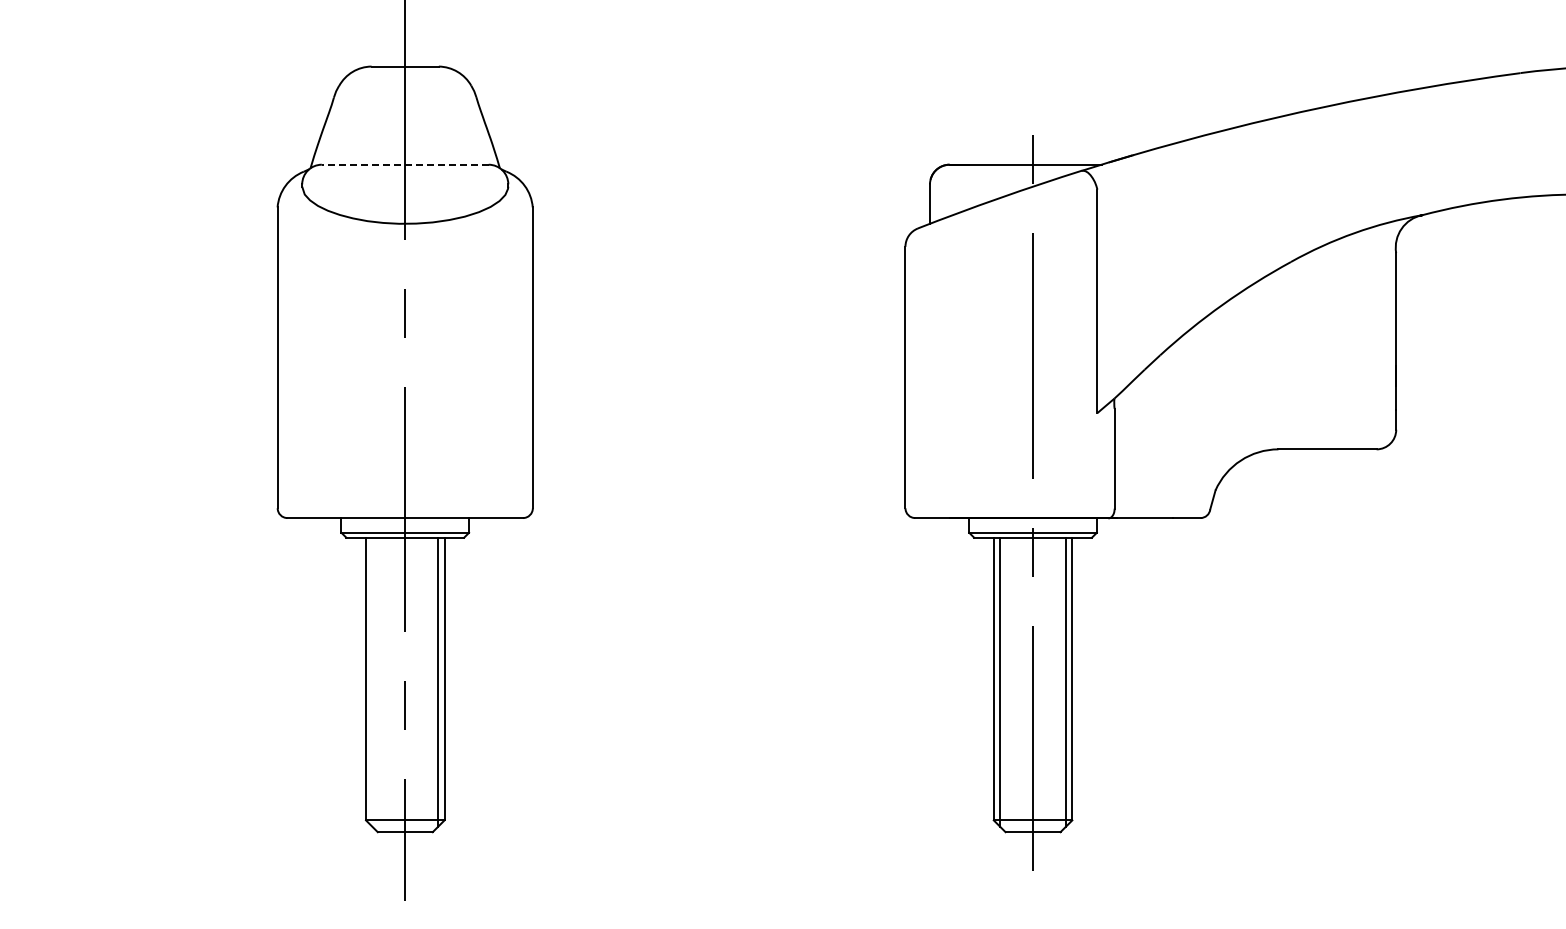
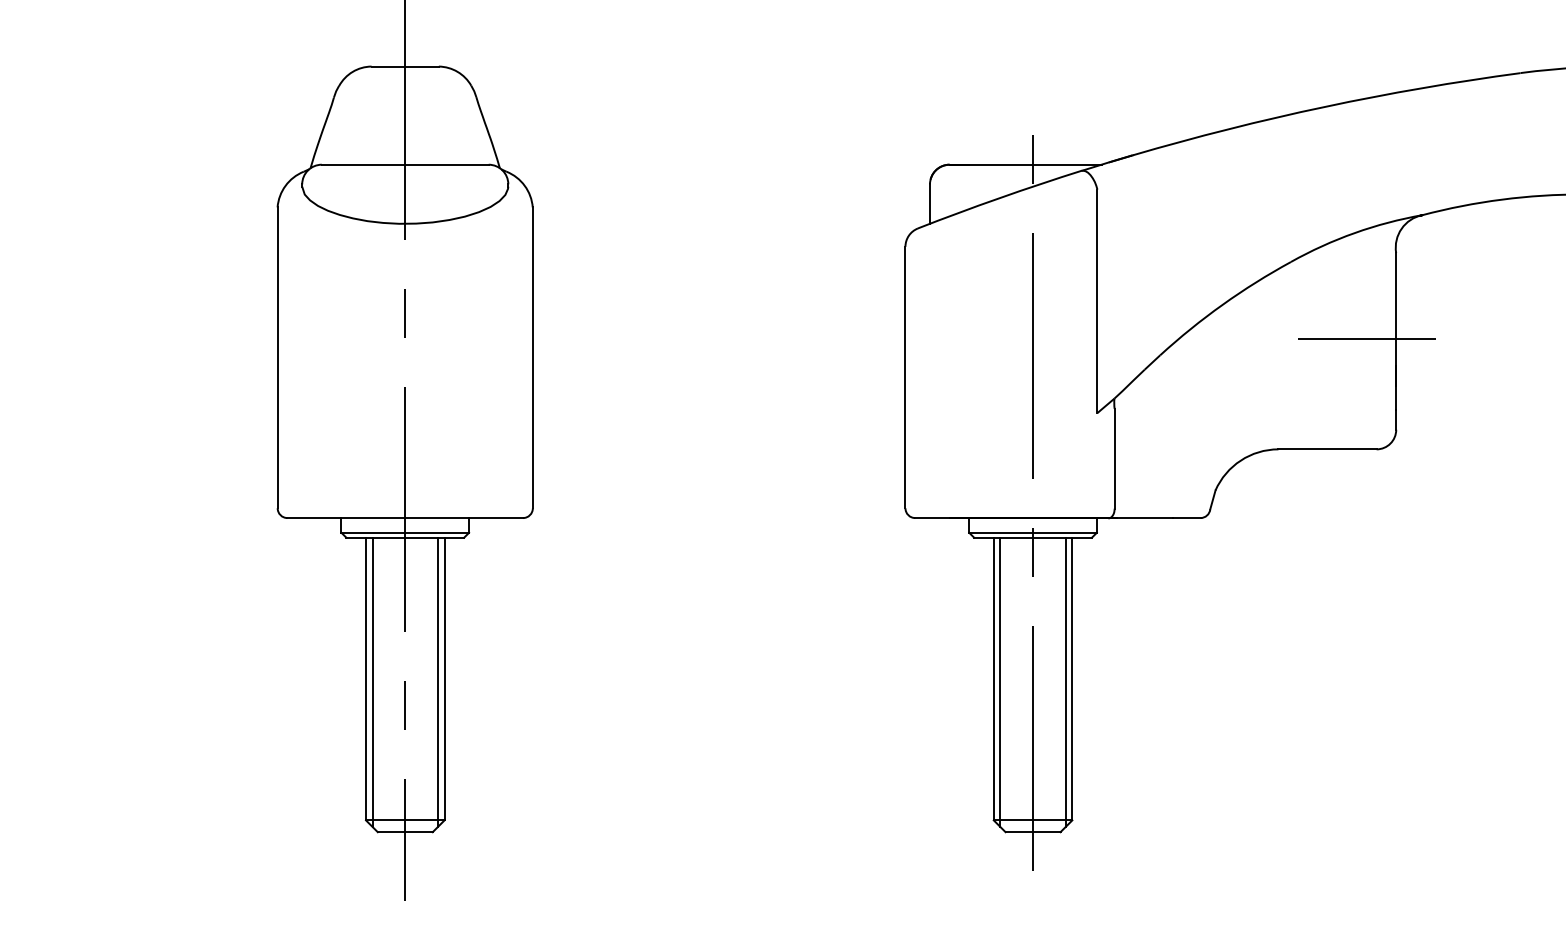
line: dashed -> solid (404, 164)
line: none -> present (1366, 338)
line: none -> present (372, 682)
